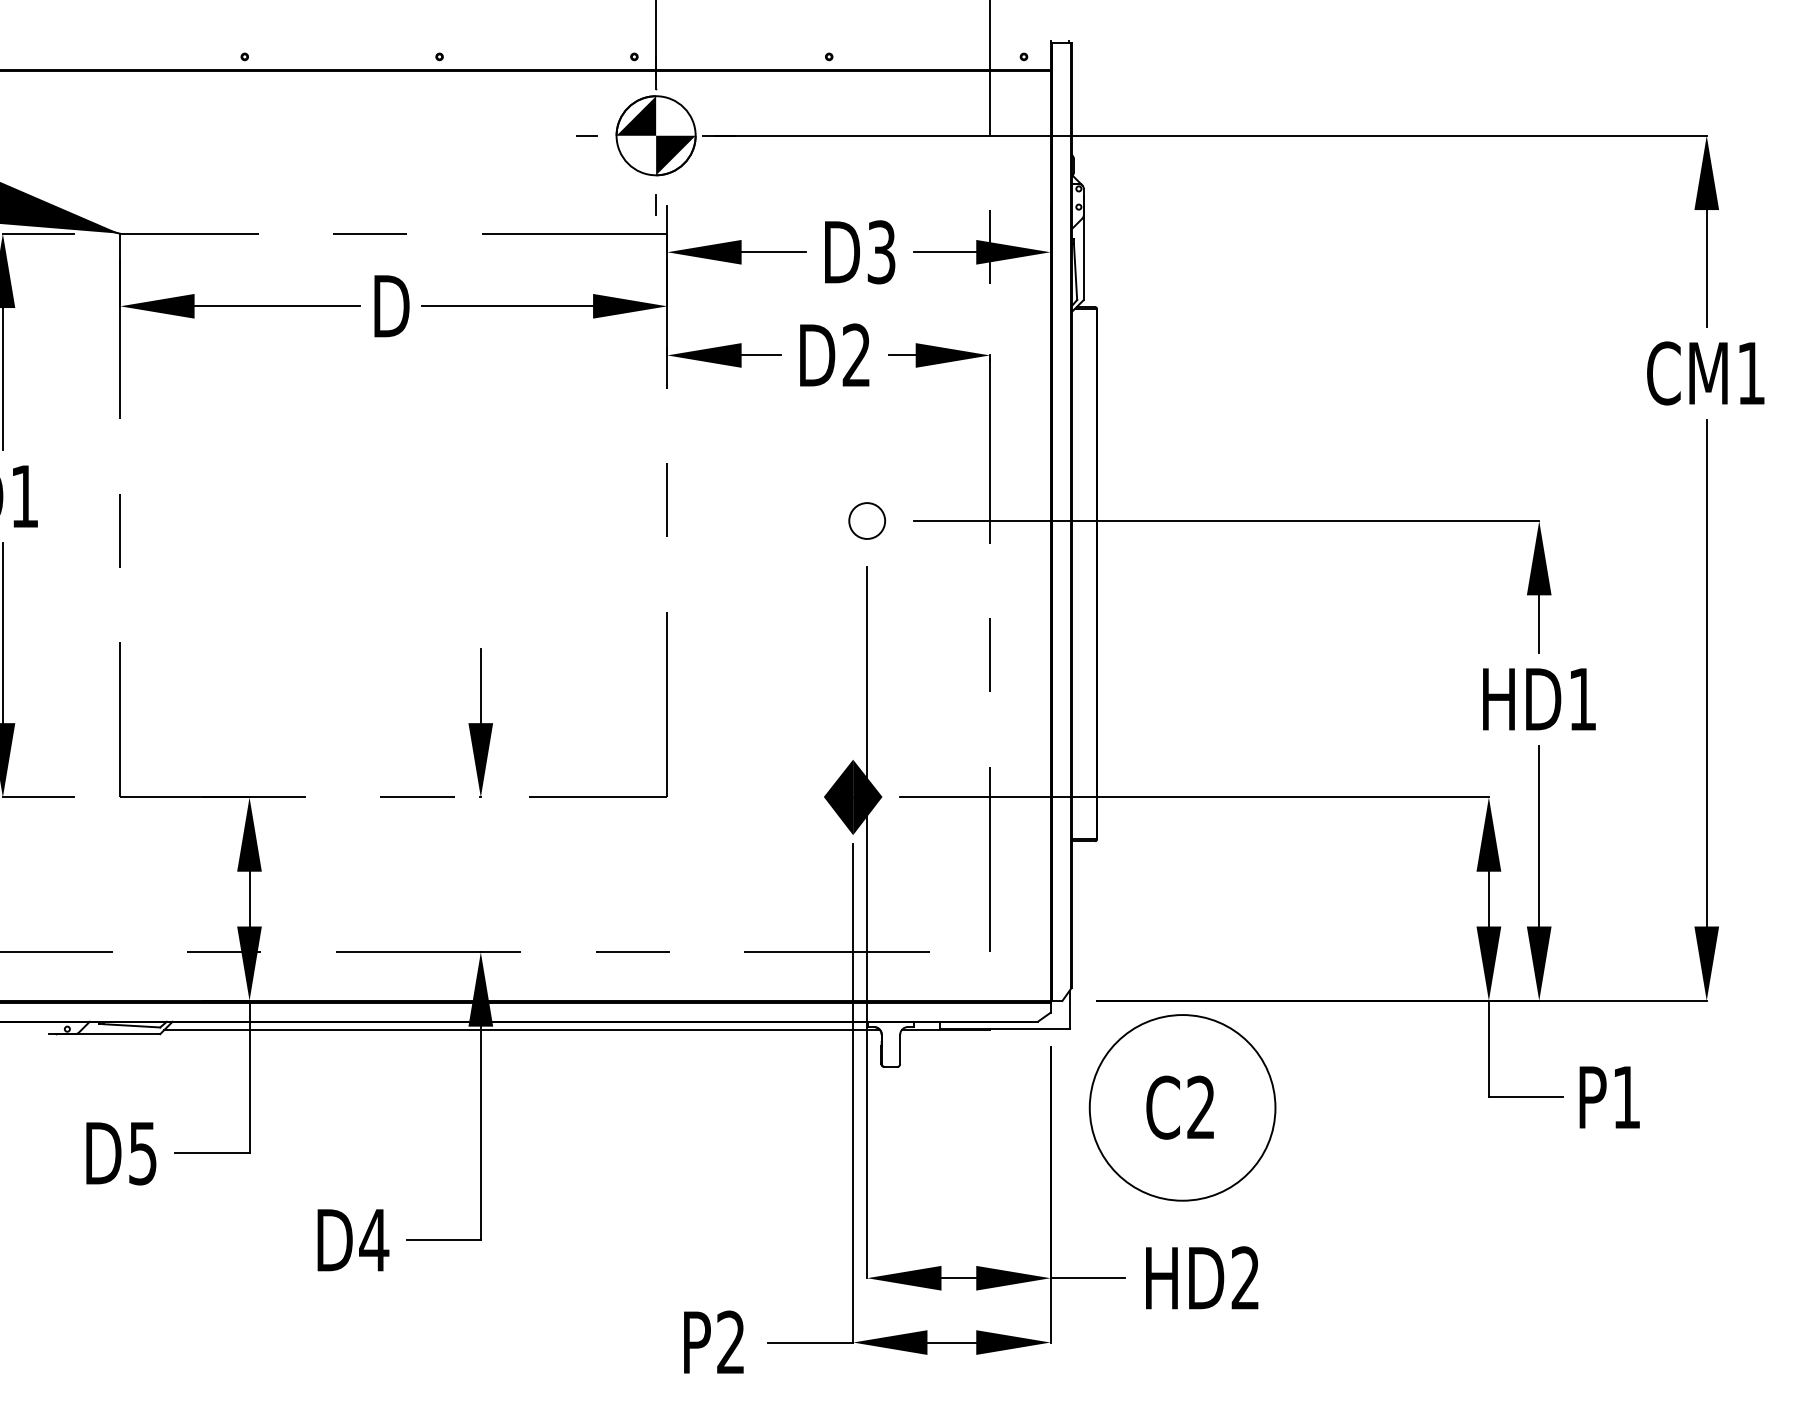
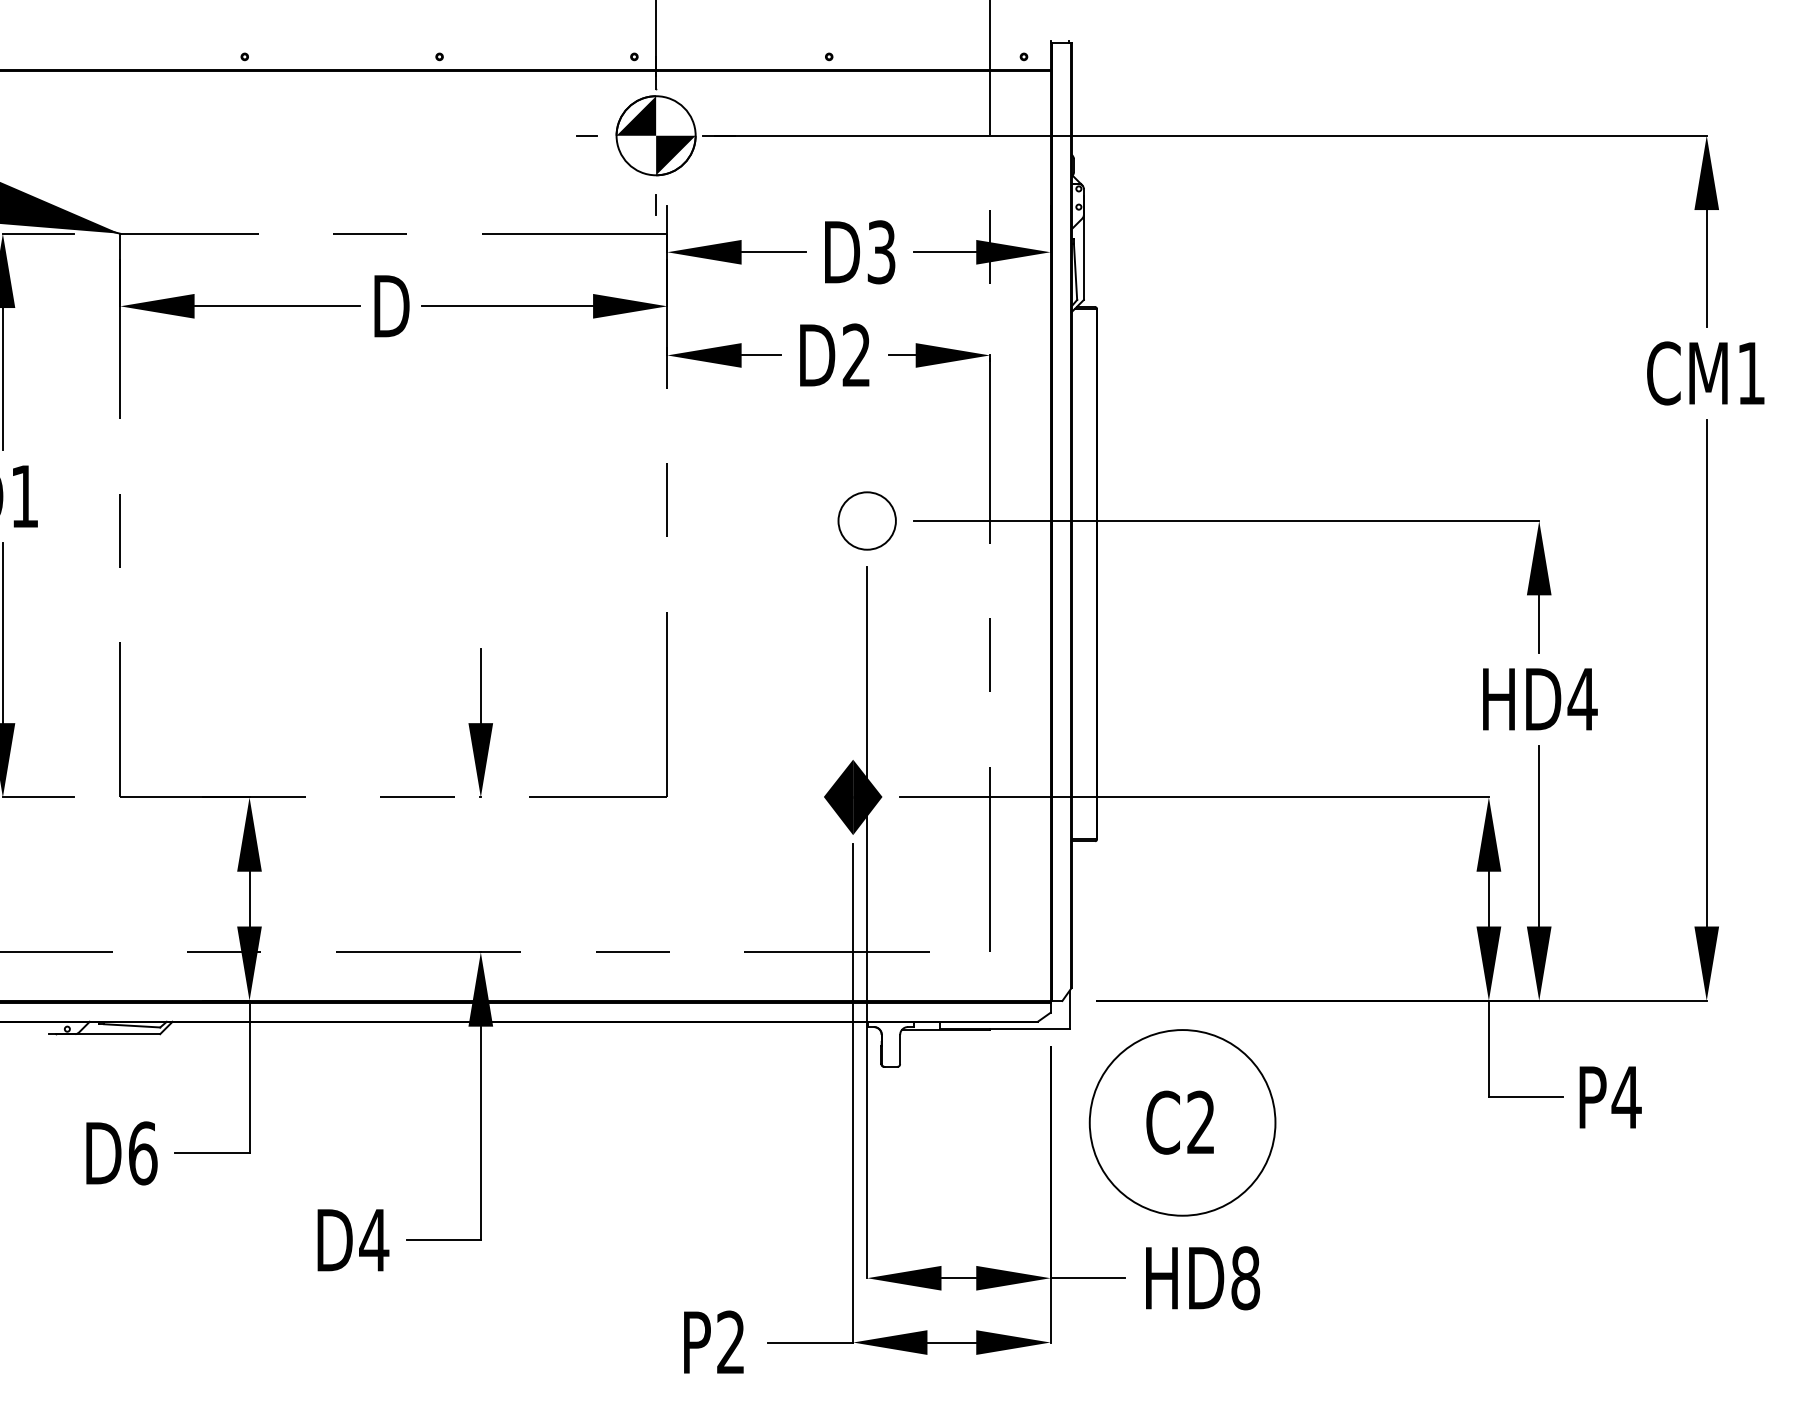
circle diameter: 36 px -> 57 px (866, 520)
text: HD1 -> HD4 (1582, 699)
line: present -> none (522, 1030)
text: P1 -> P4 (1626, 1097)
part position: (1182, 1107) -> (1182, 1122) (1182, 1122)
text: D5 -> D6 (143, 1153)
text: HD2 -> HD8 (1245, 1278)
